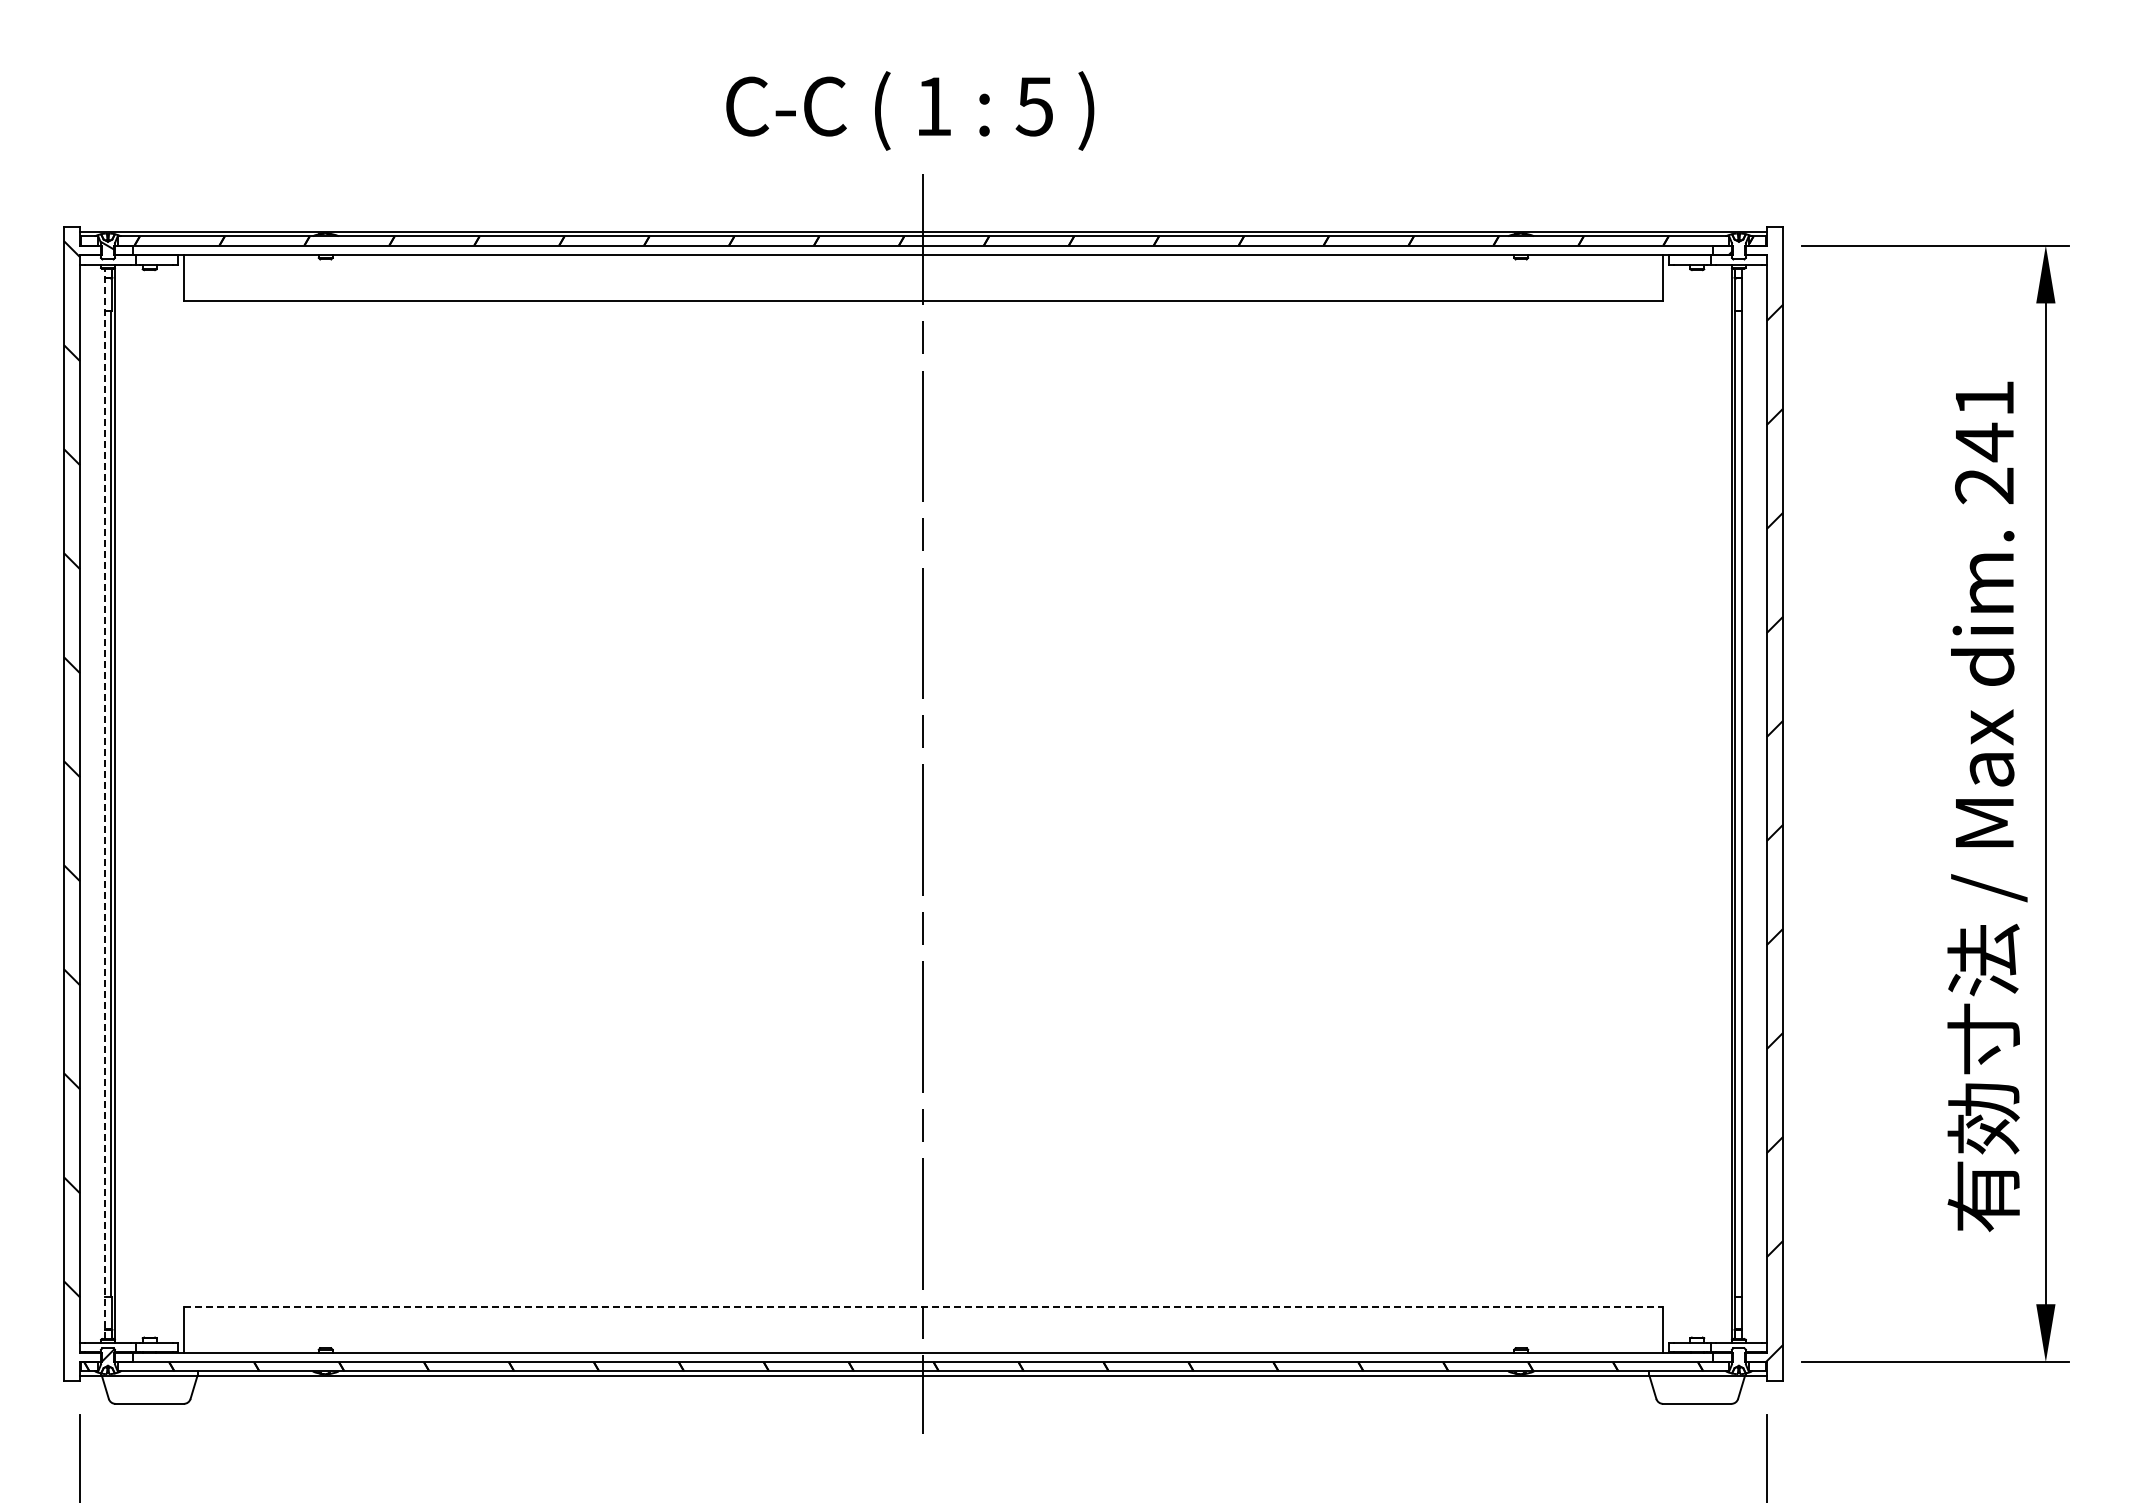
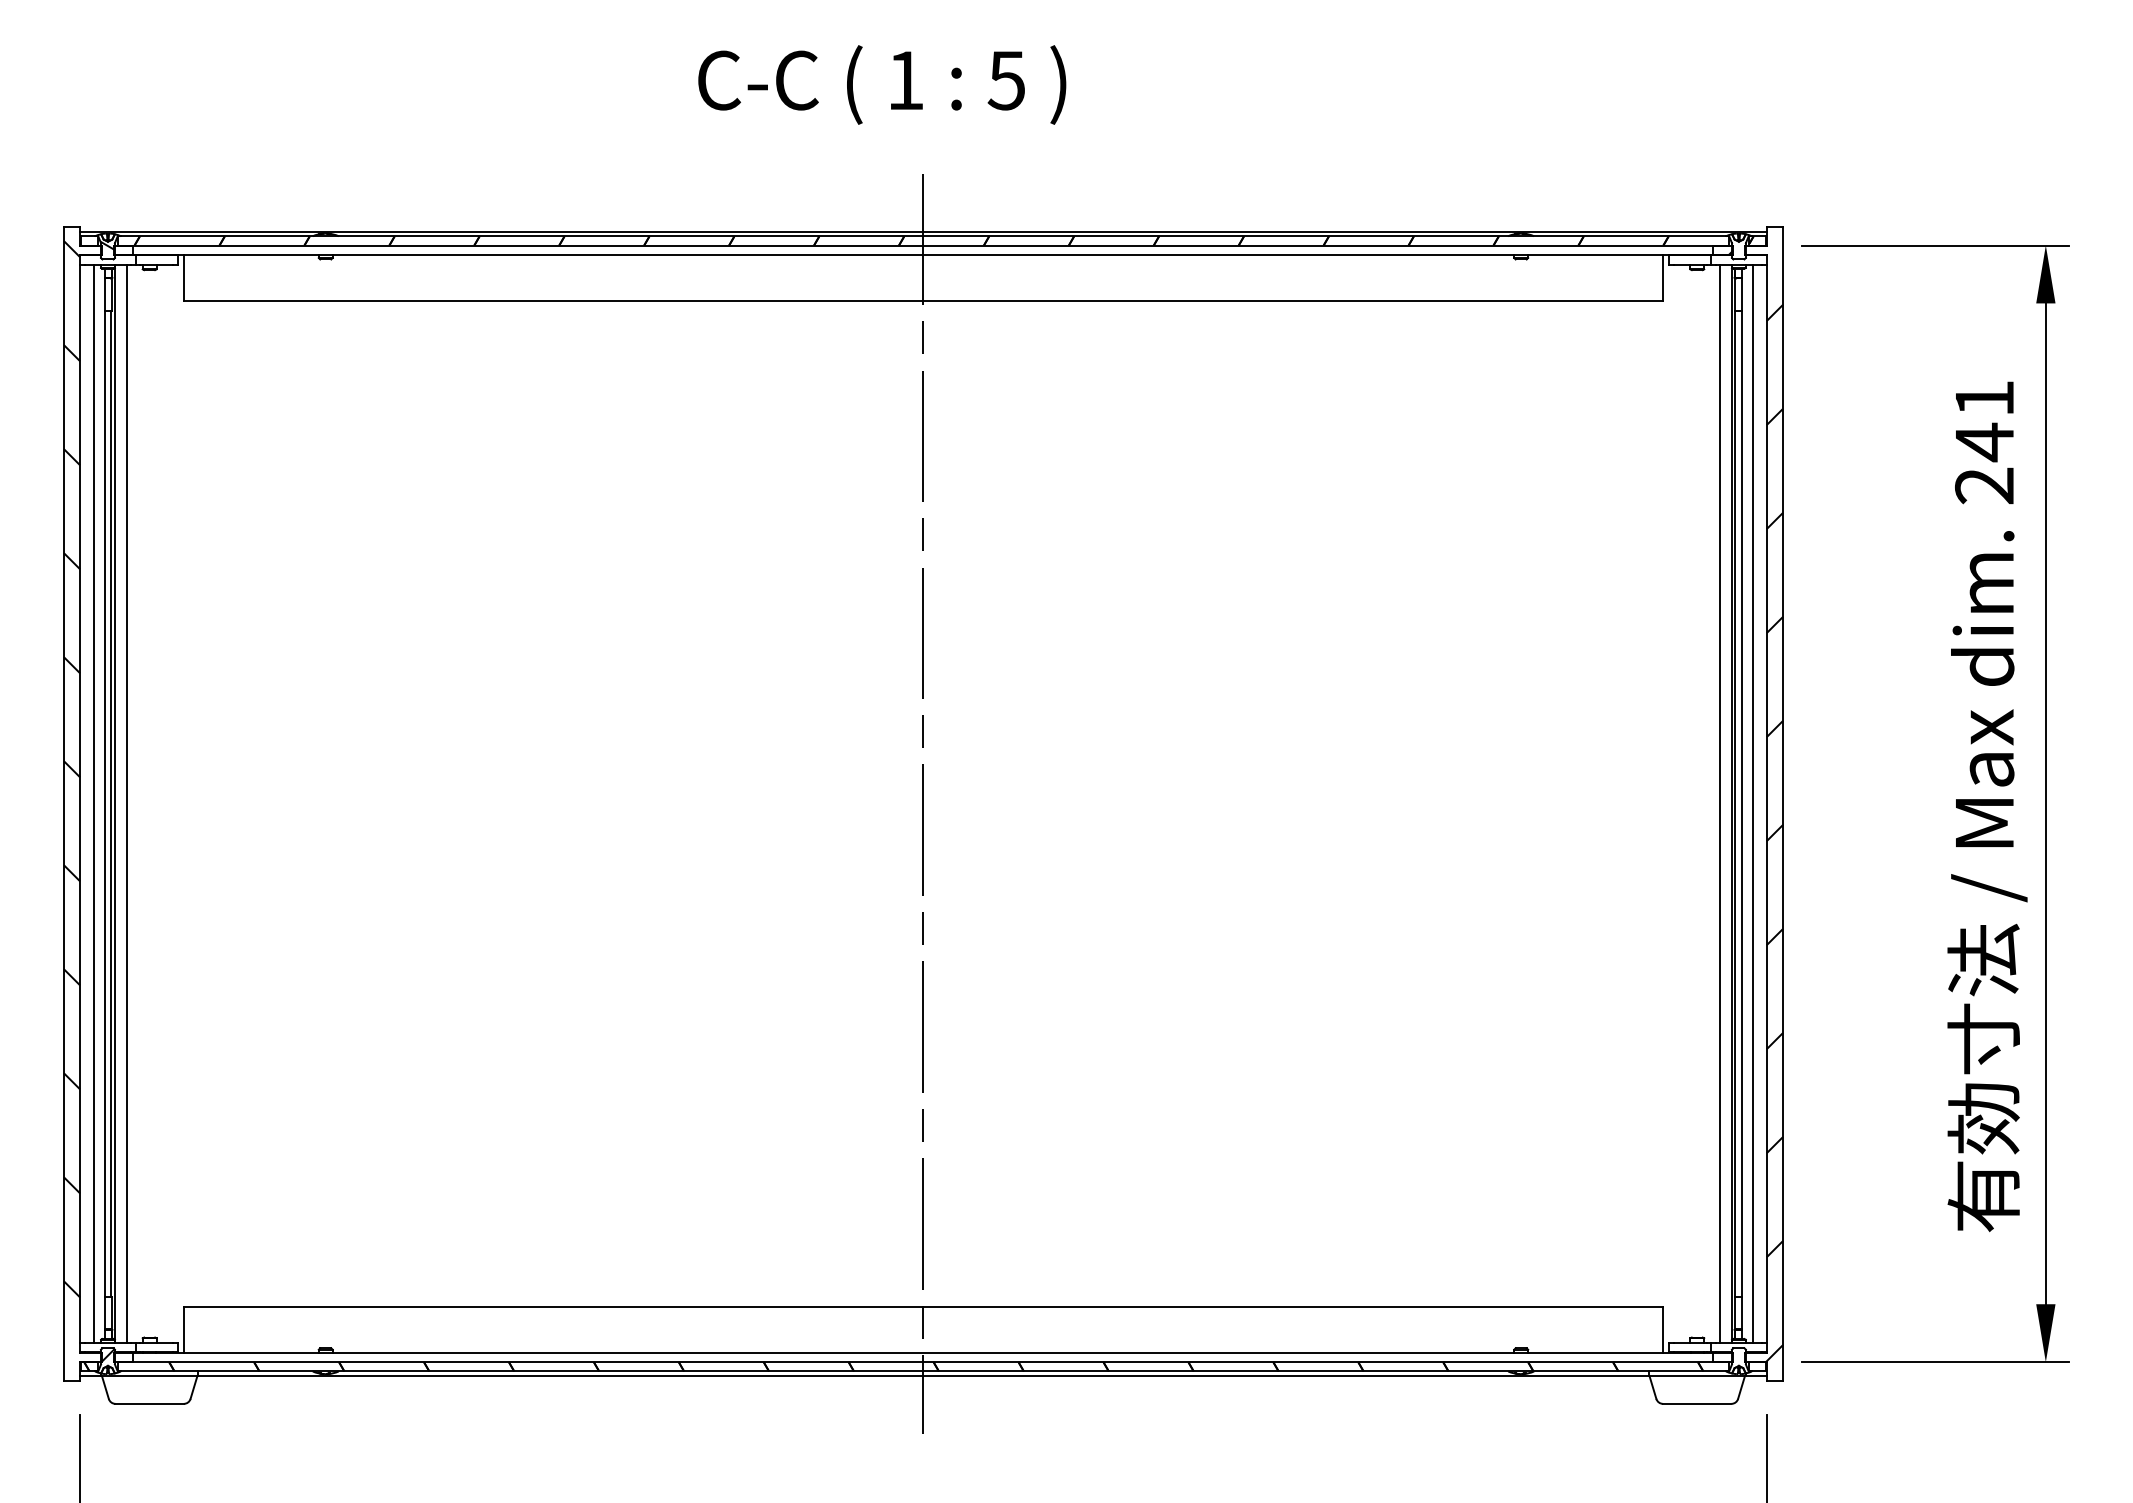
text position: (910, 110) -> (882, 84) (882, 84)
line: none -> present (94, 803)
line: dashed -> solid (105, 803)
line: none -> present (126, 803)
line: none -> present (1720, 803)
line: none -> present (1752, 803)
line: dashed -> solid (923, 1306)
